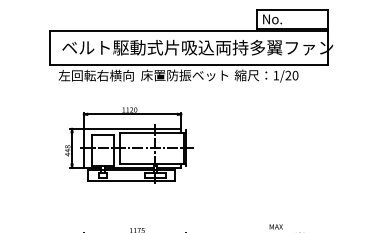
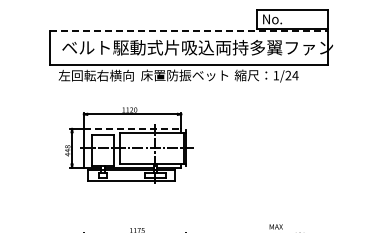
line: solid -> dashed (189, 30)
text: 1/20 -> 1/24 (295, 75)
line: solid -> dashed (132, 128)
